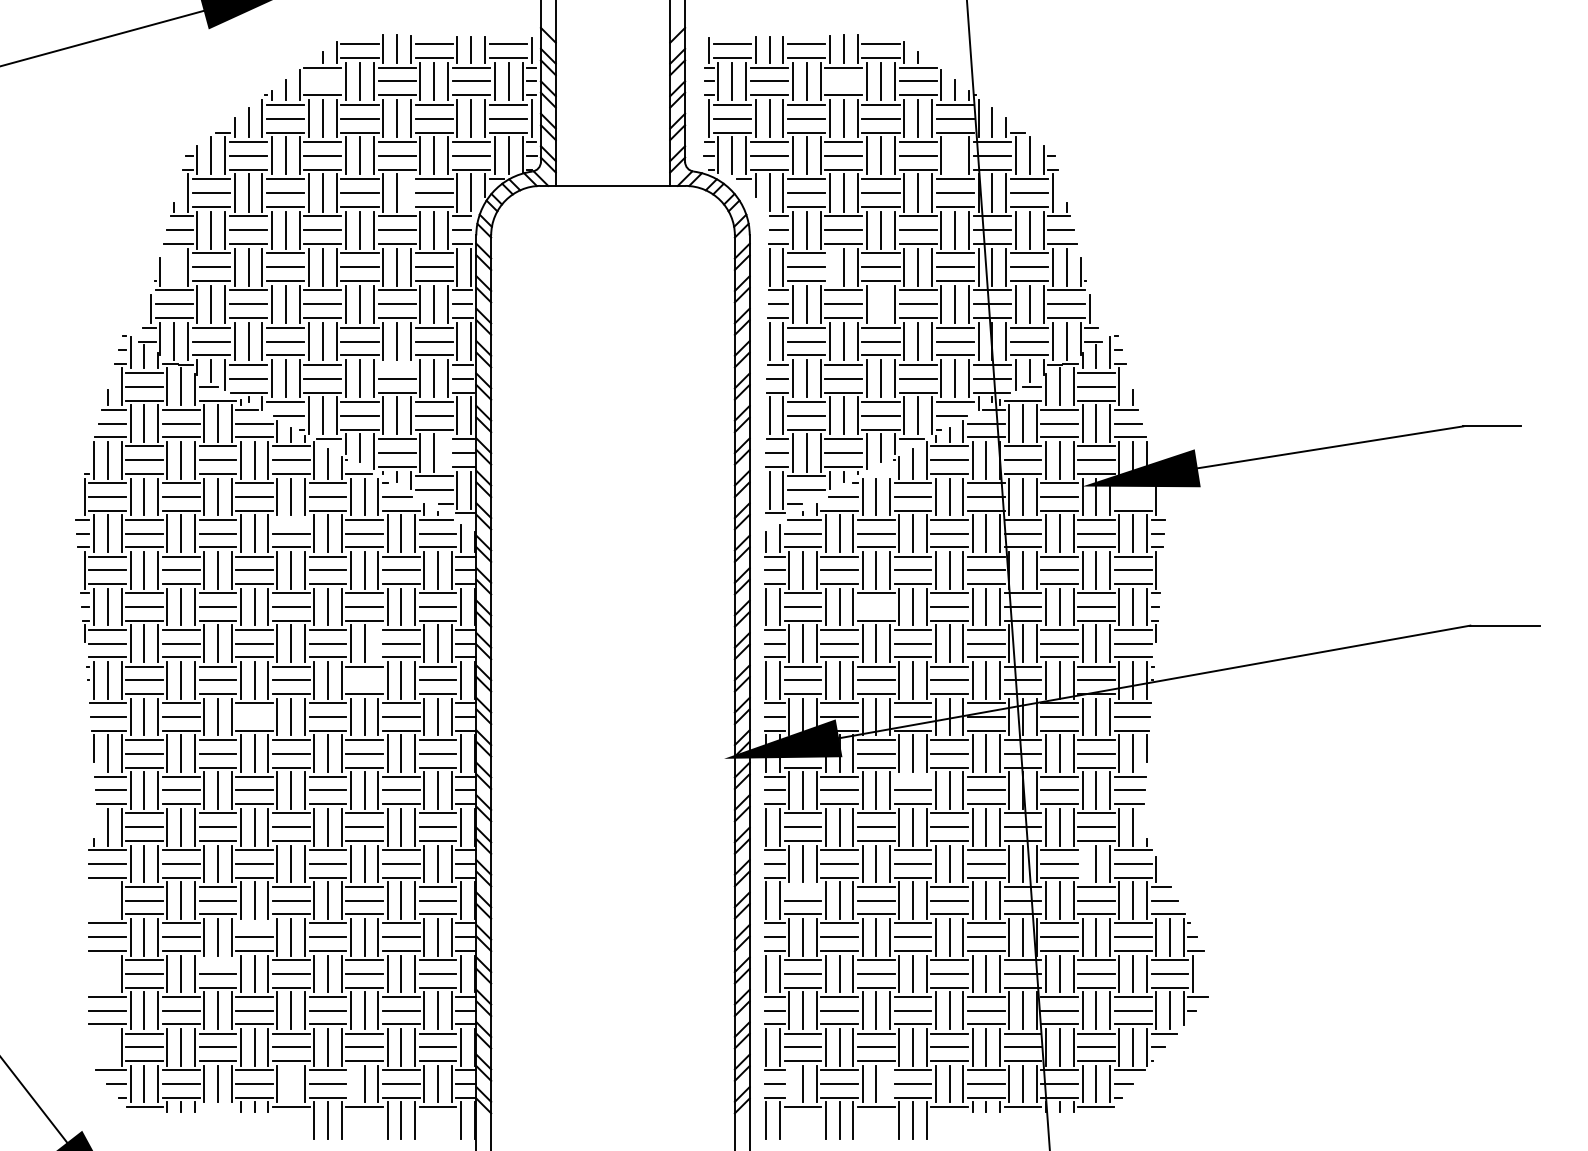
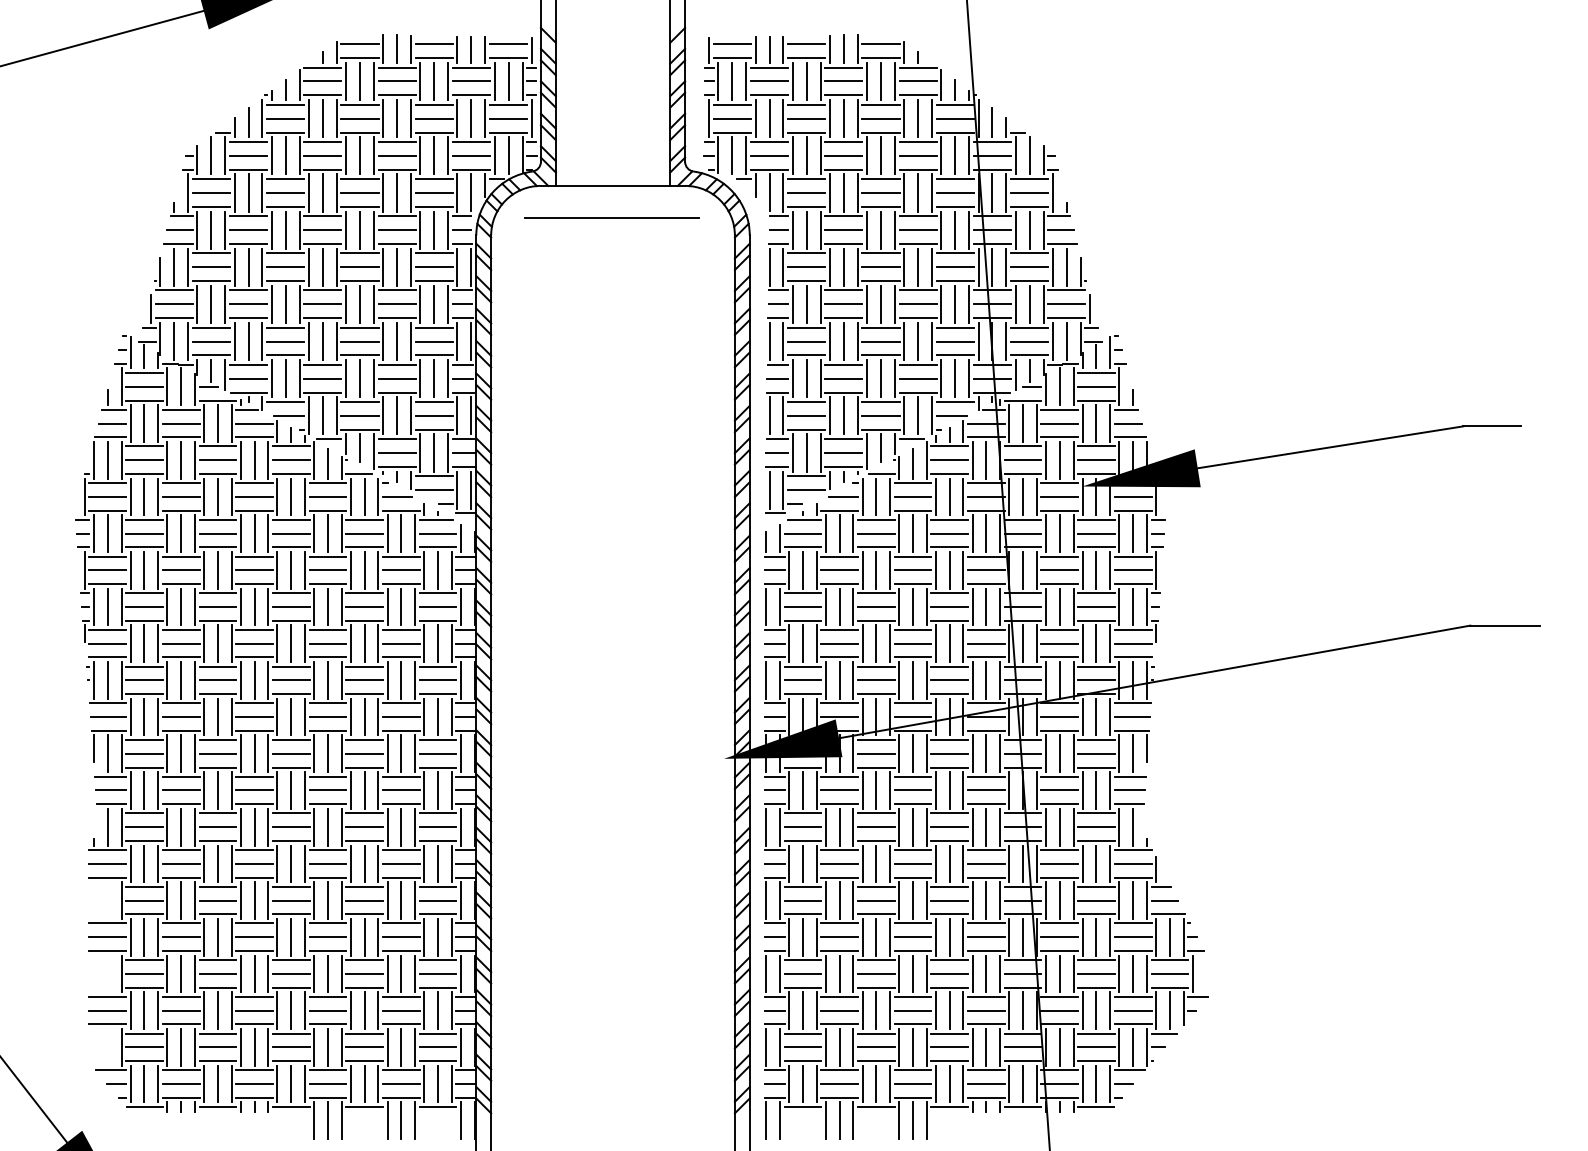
line: none -> present (322, 81)
line: none -> present (843, 81)
line: none -> present (955, 155)
line: none -> present (411, 192)
line: none -> present (611, 217)
line: none -> present (174, 266)
line: none -> present (829, 266)
line: none -> present (880, 303)
line: none -> present (396, 364)
line: none -> present (448, 452)
line: none -> present (881, 473)
line: none -> present (1132, 496)
line: none -> present (290, 519)
line: none -> present (875, 606)
line: none -> present (378, 643)
line: none -> present (364, 680)
line: none -> present (254, 717)
line: none -> present (912, 776)
line: none -> present (1082, 863)
line: none -> present (802, 886)
line: none -> present (254, 923)
line: none -> present (217, 960)
line: none -> present (291, 1083)
line: none -> present (350, 1083)
line: none -> present (789, 1083)
line: none -> present (890, 1083)
line: none -> present (217, 1106)
